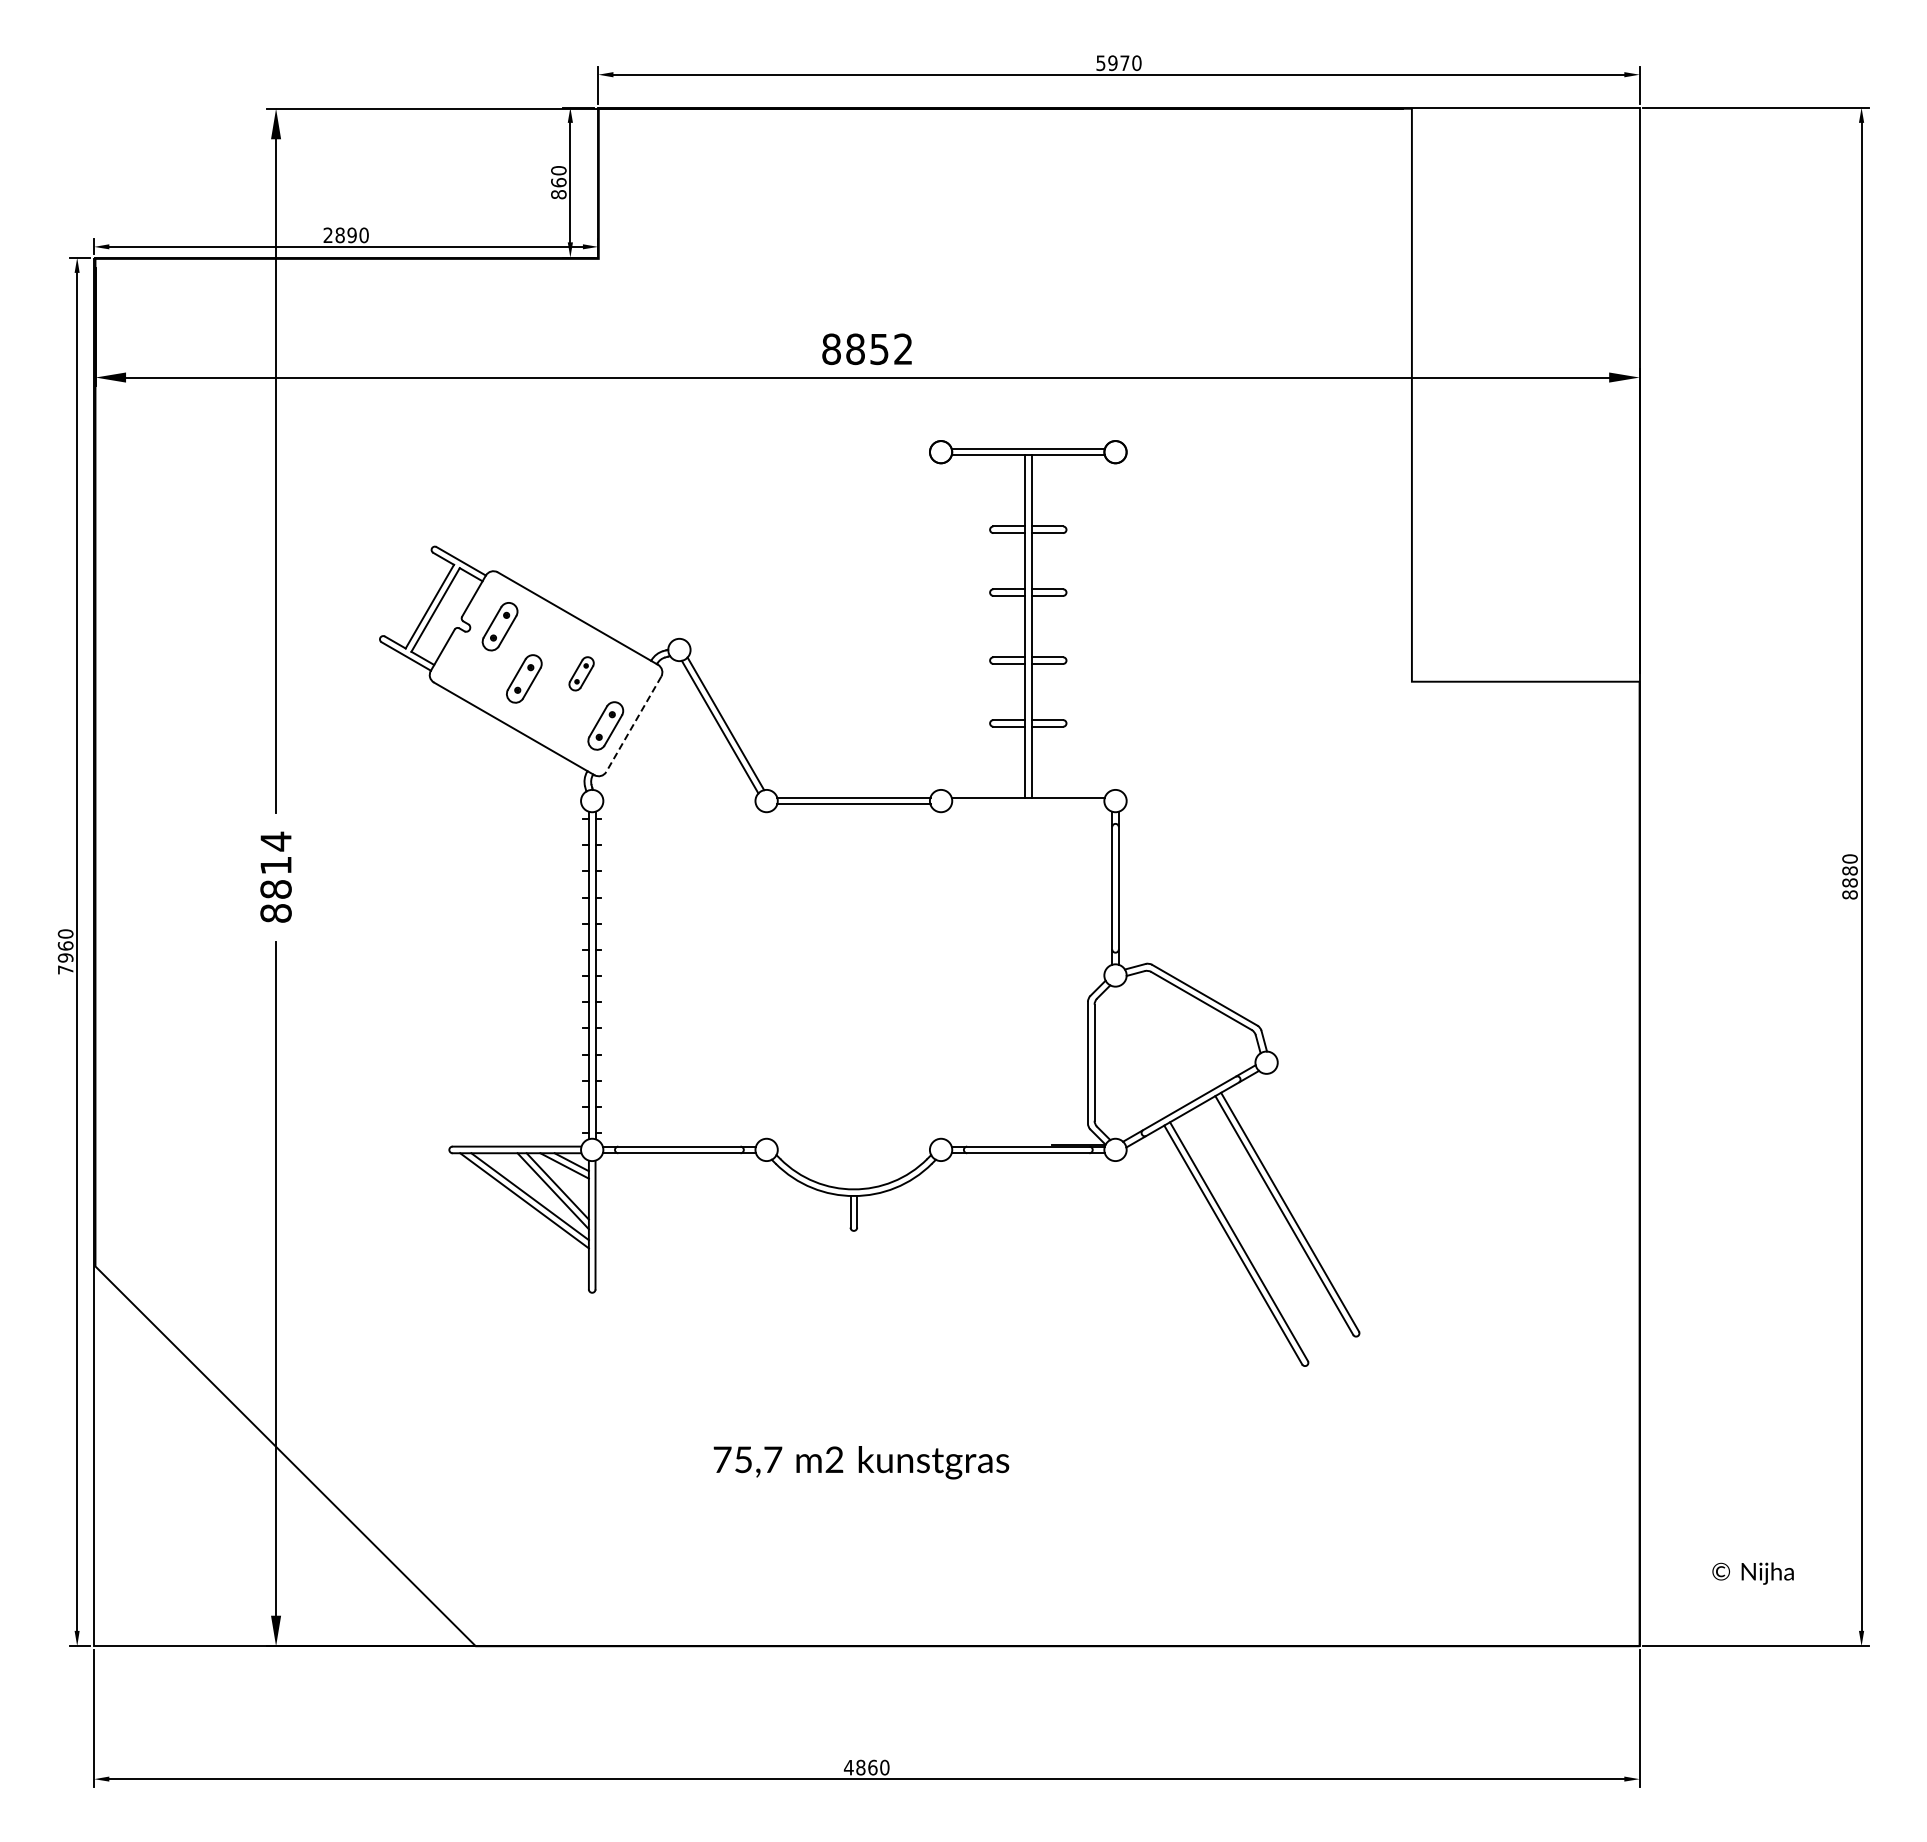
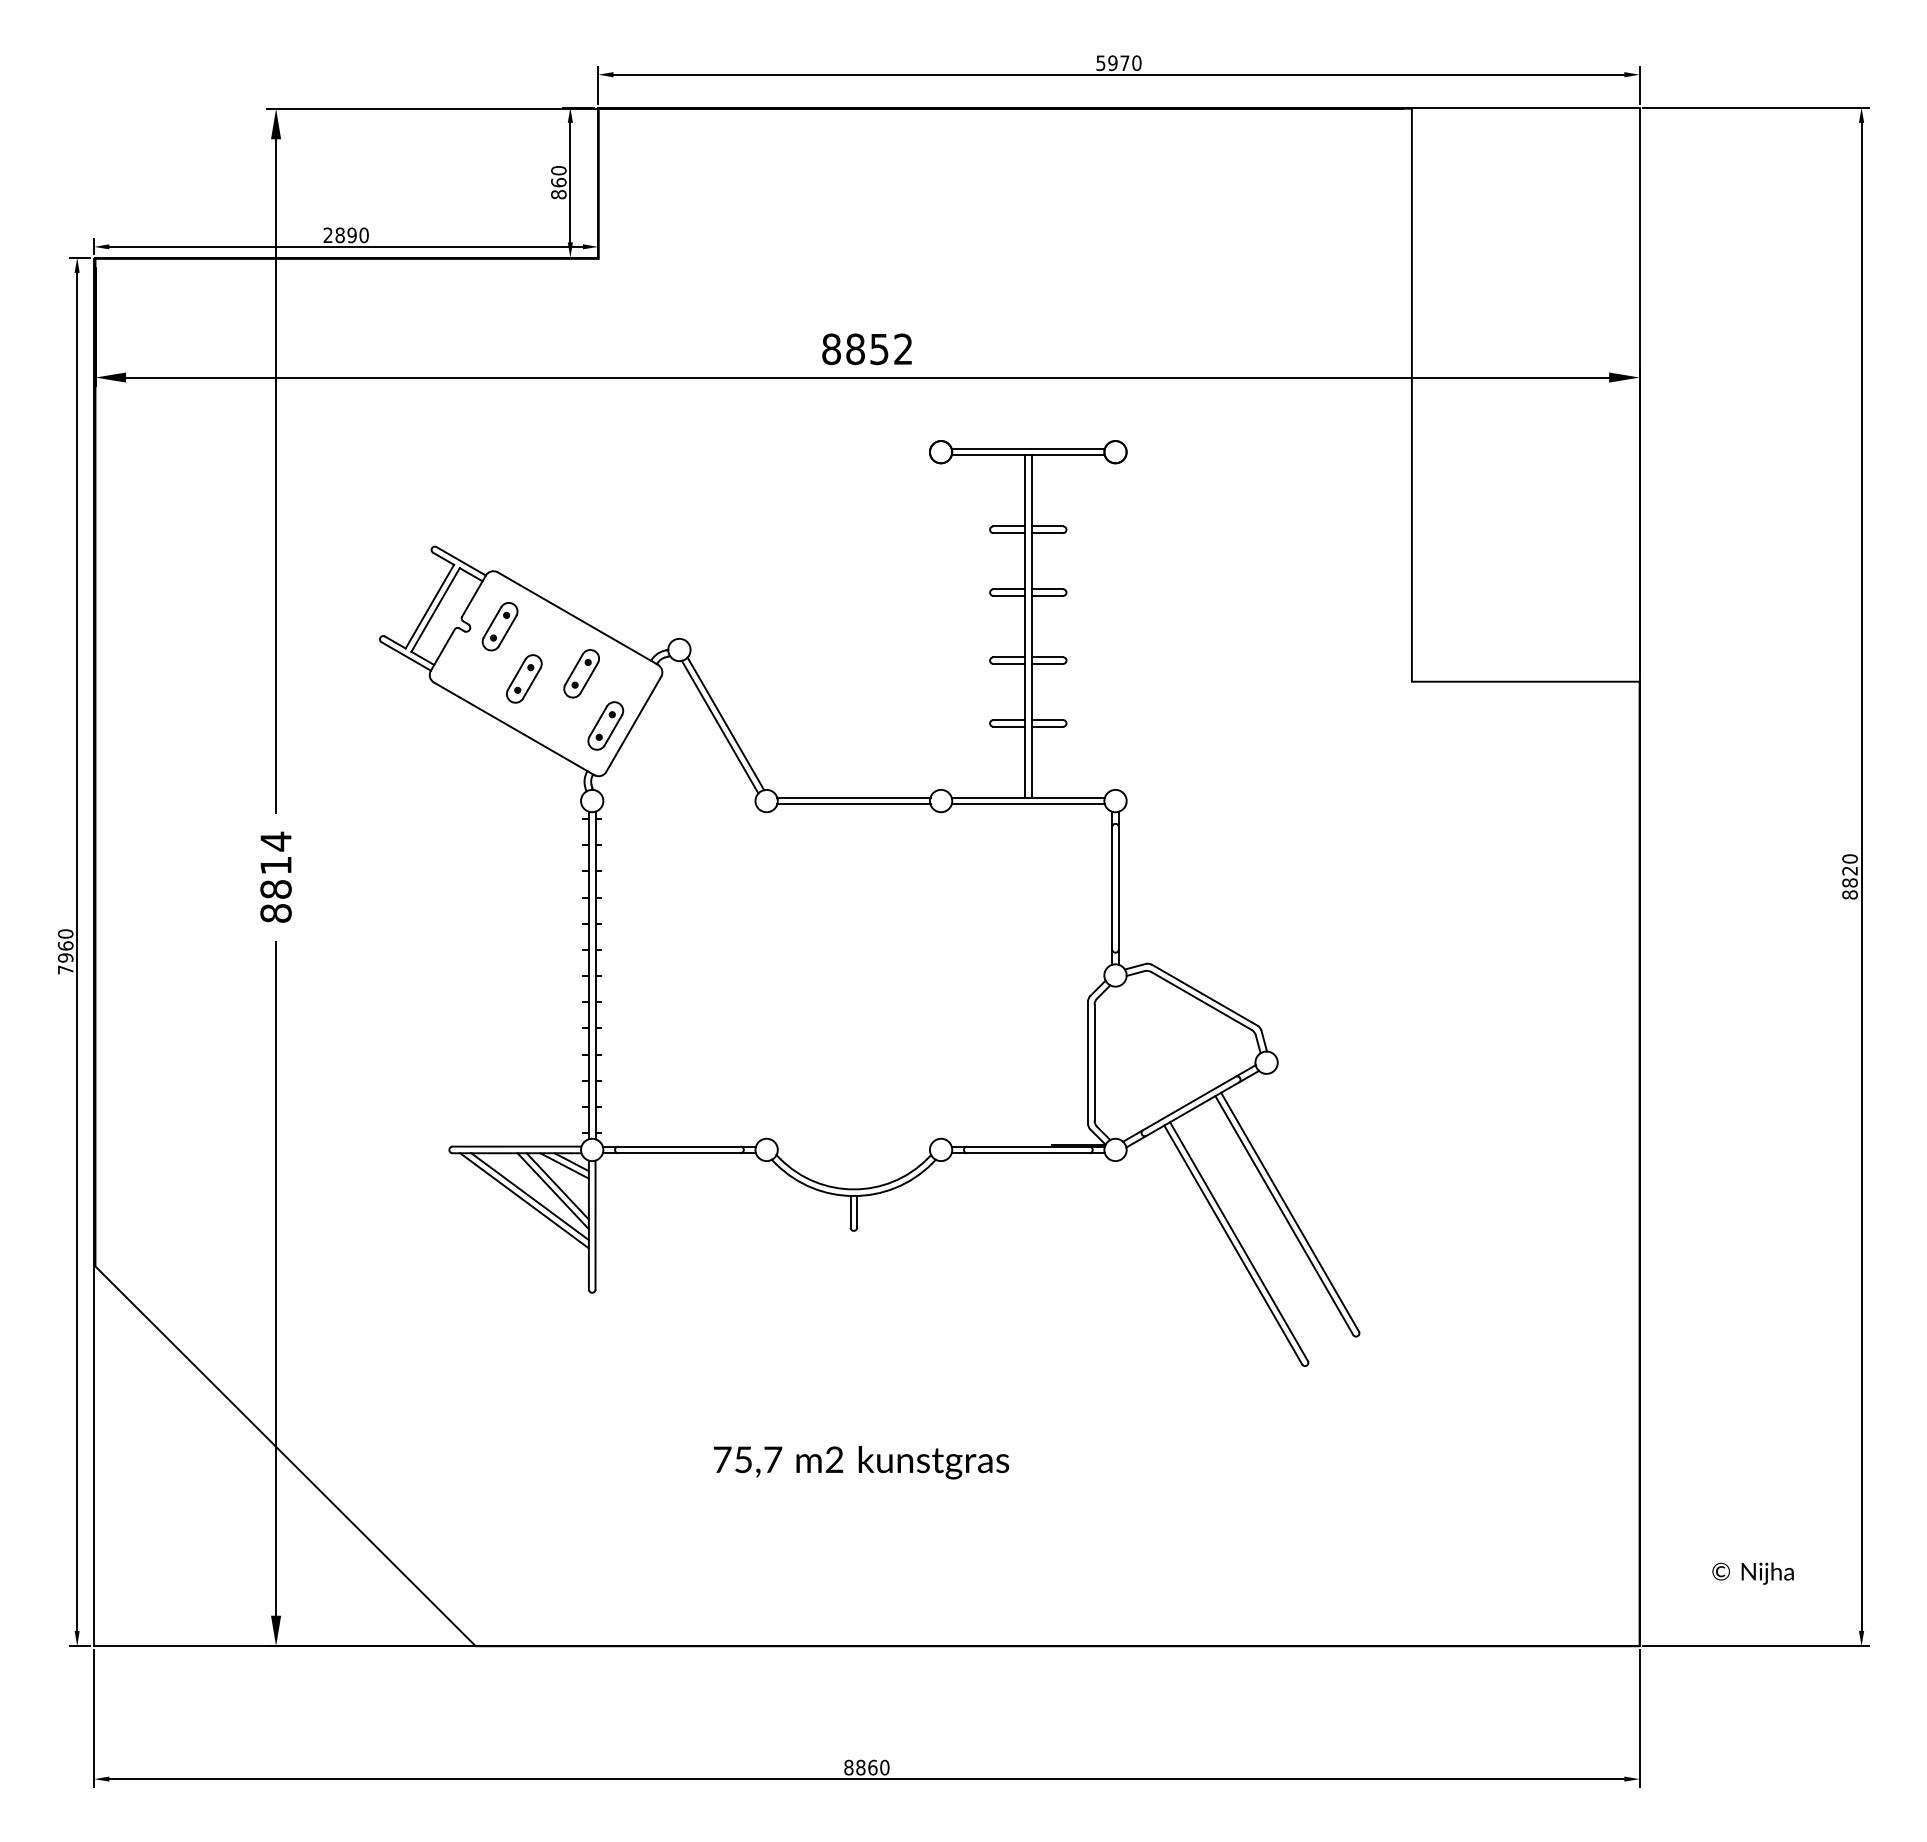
part size: 27x36 px -> 37x50 px (581, 673)
line: dashed -> solid (633, 724)
line: none -> present (1027, 804)
text: 8880 -> 8820 (1849, 870)
text: 4860 -> 8860 (848, 1767)
